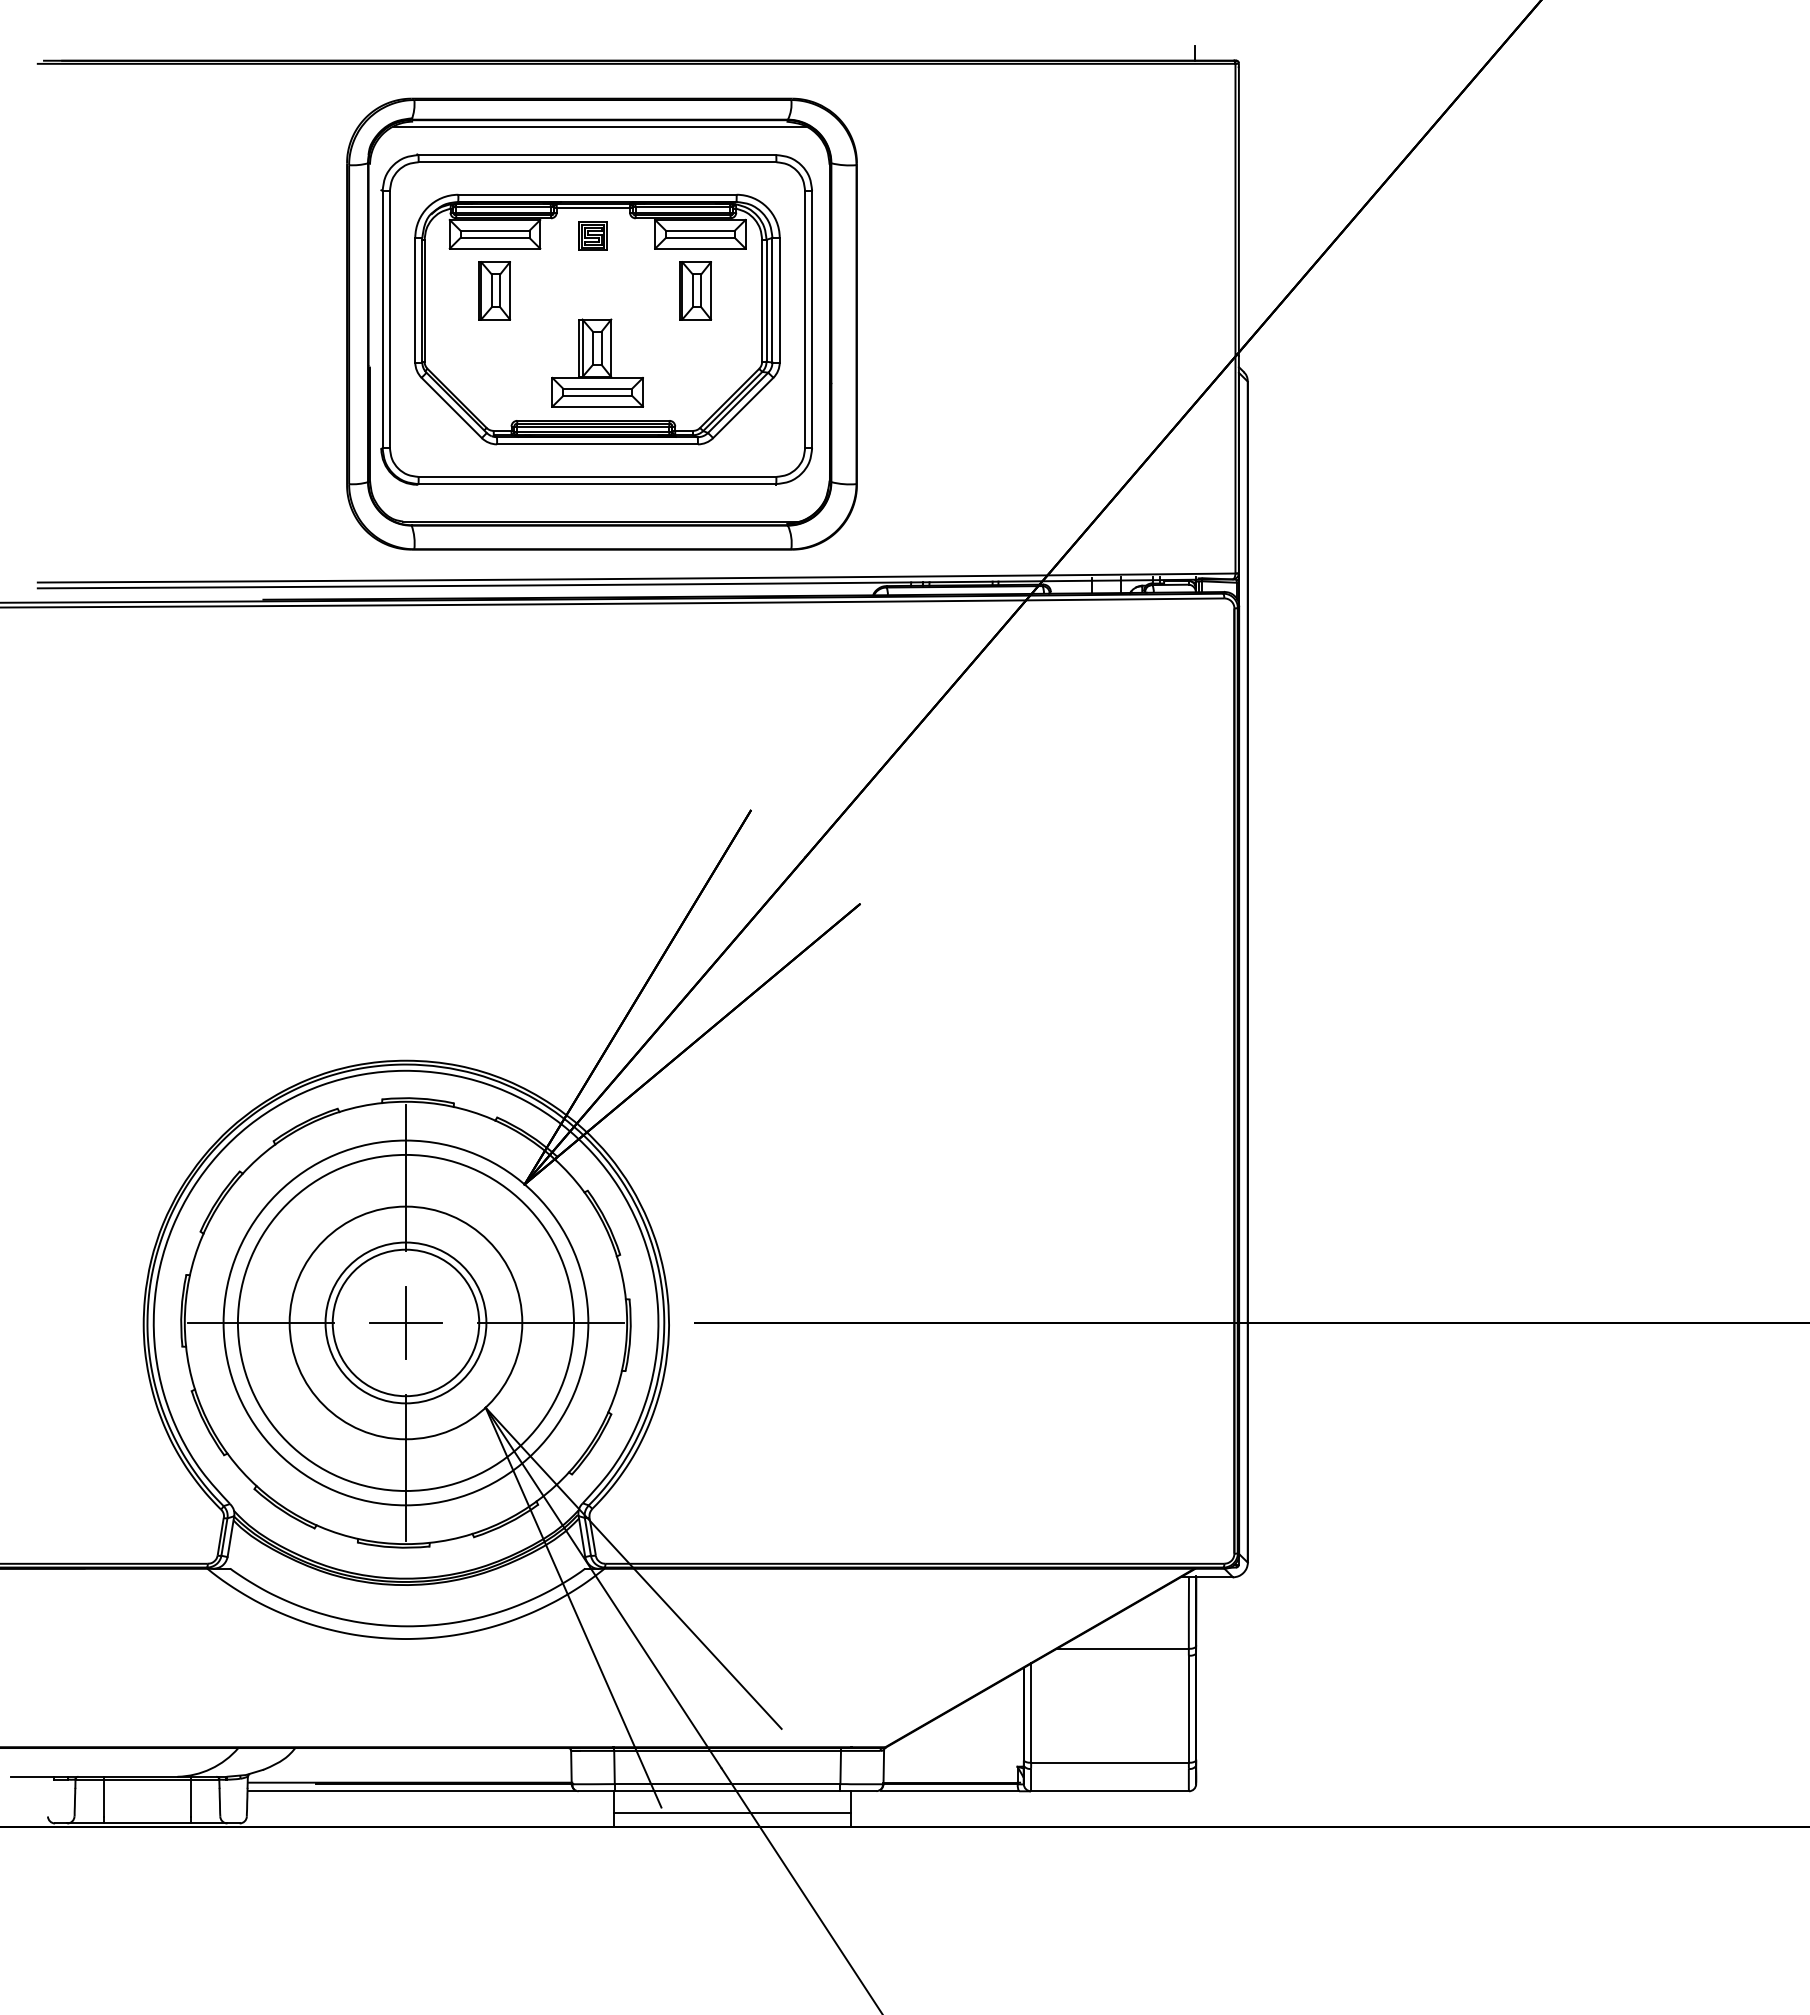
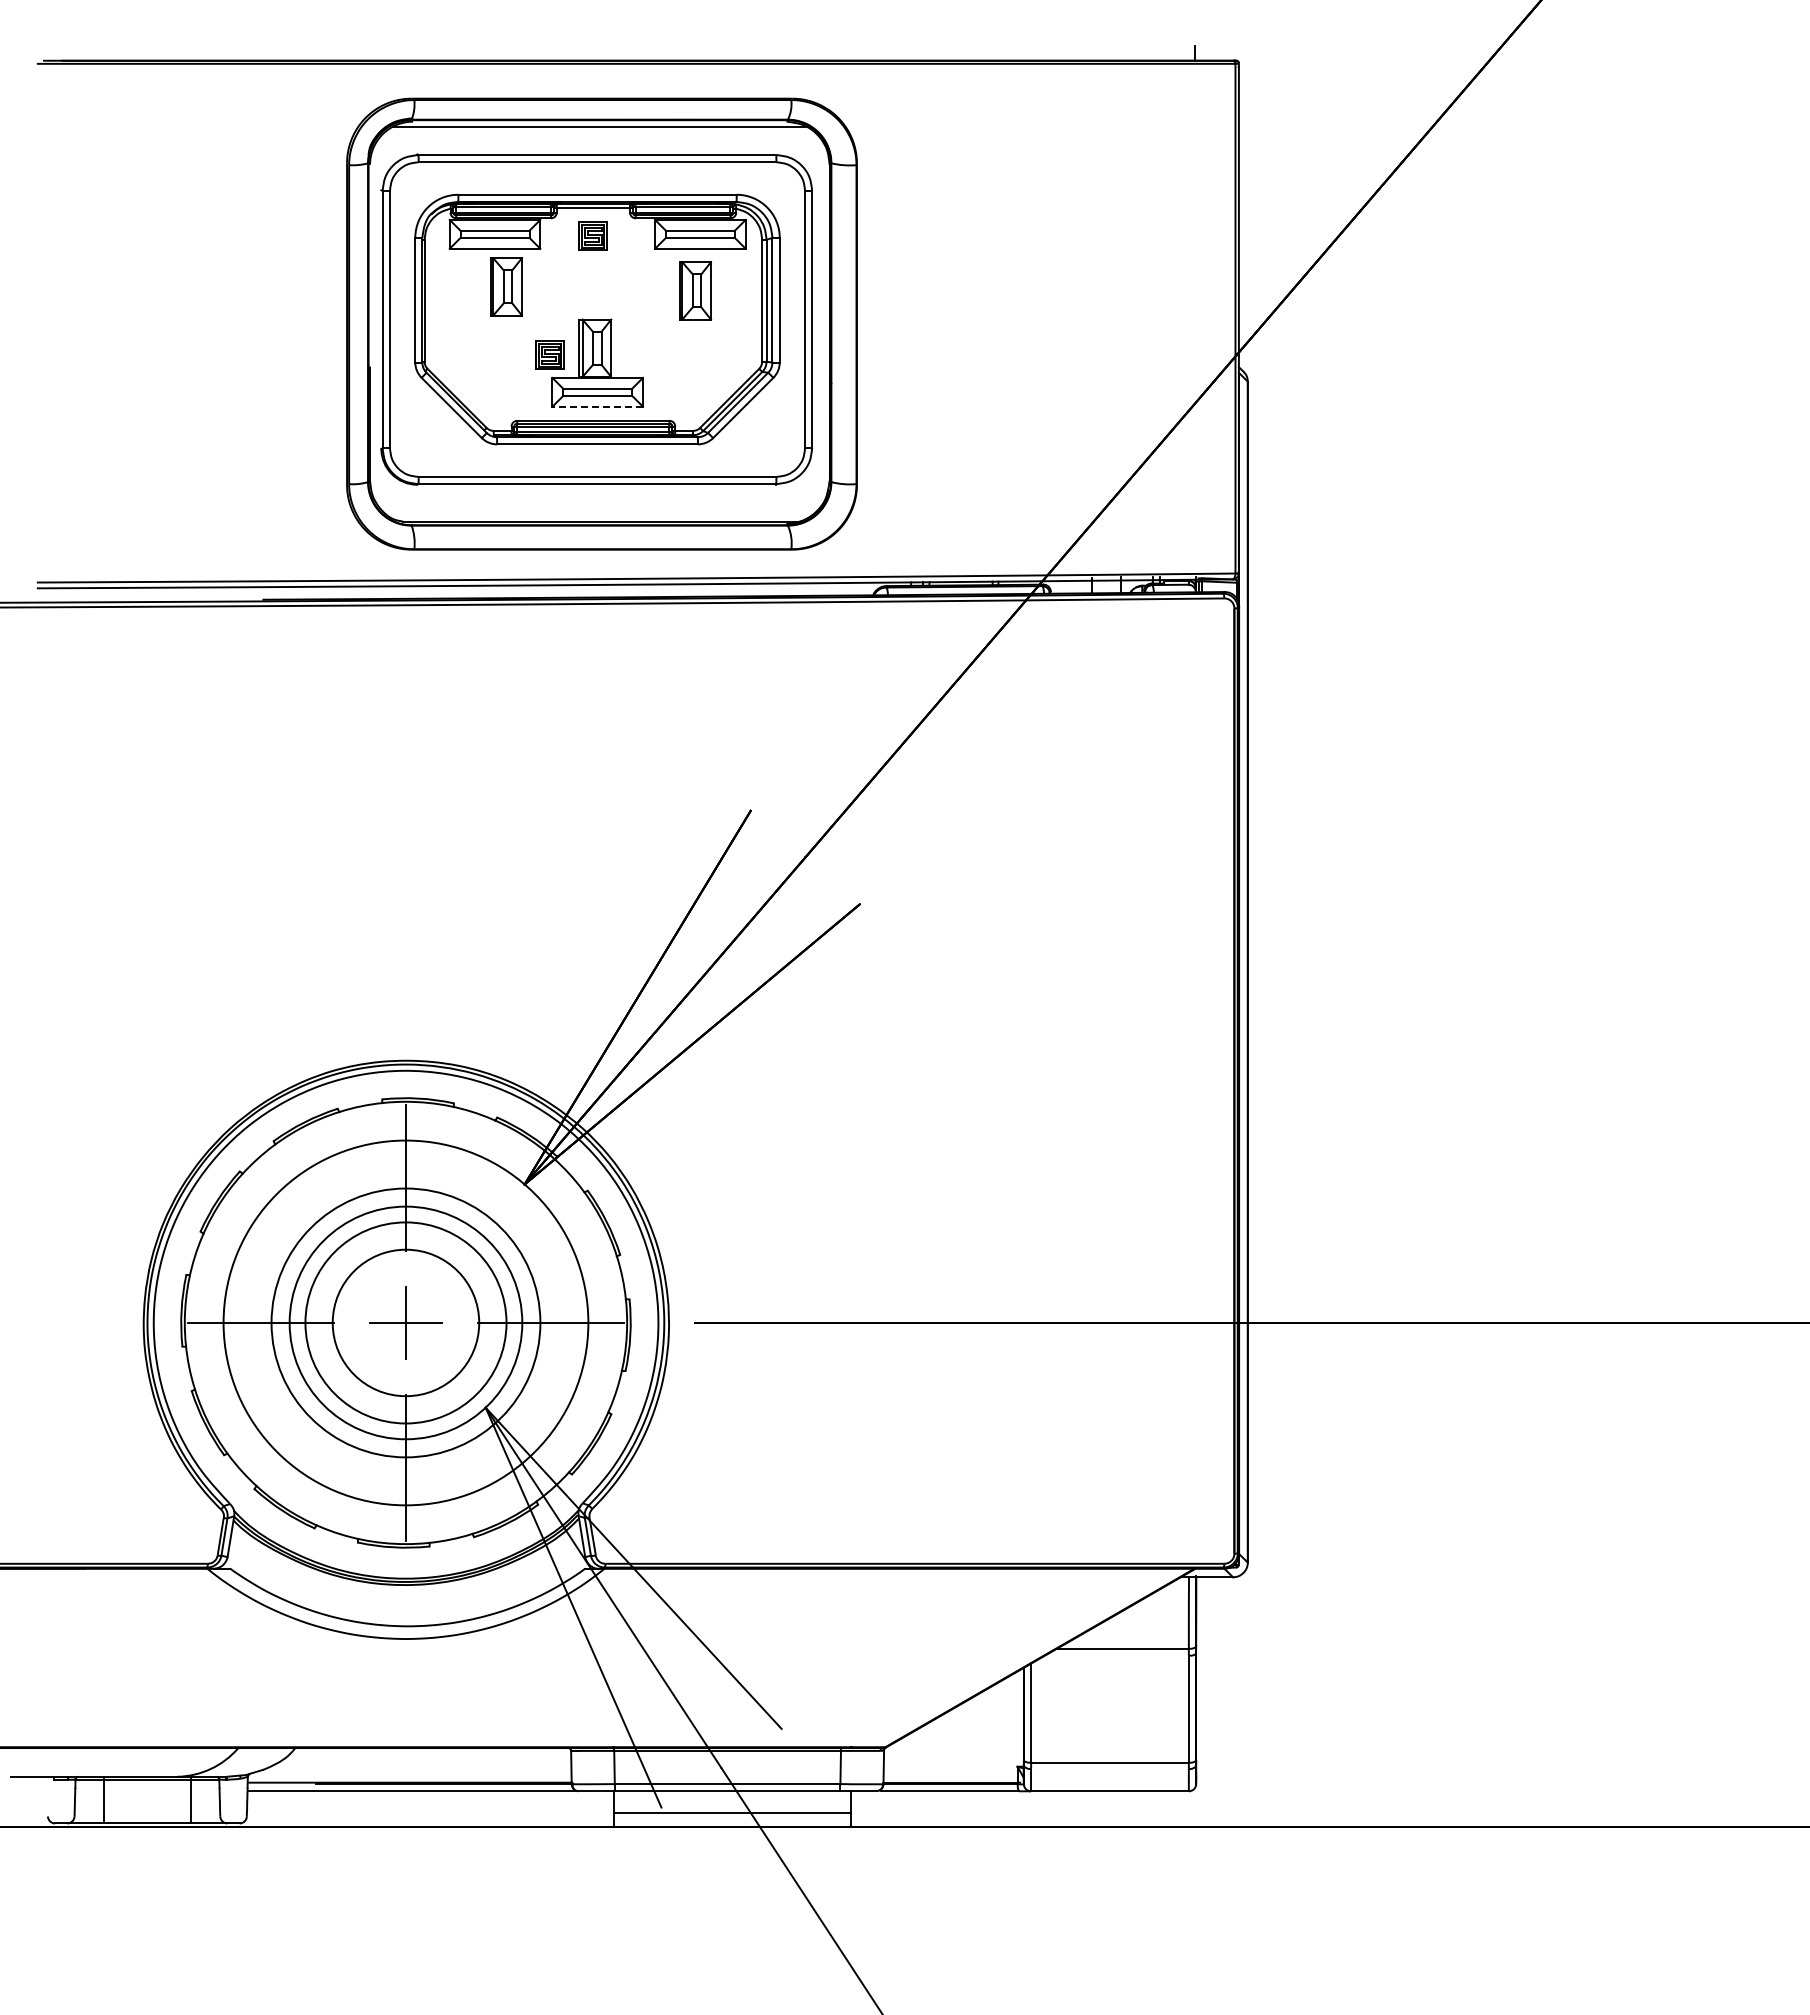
part position: (494, 290) -> (506, 286) (506, 286)
part: none -> present (549, 354)
line: solid -> dashed (597, 406)
circle diameter: 161 px -> 201 px (405, 1322)
circle diameter: 336 px -> 269 px (405, 1322)
